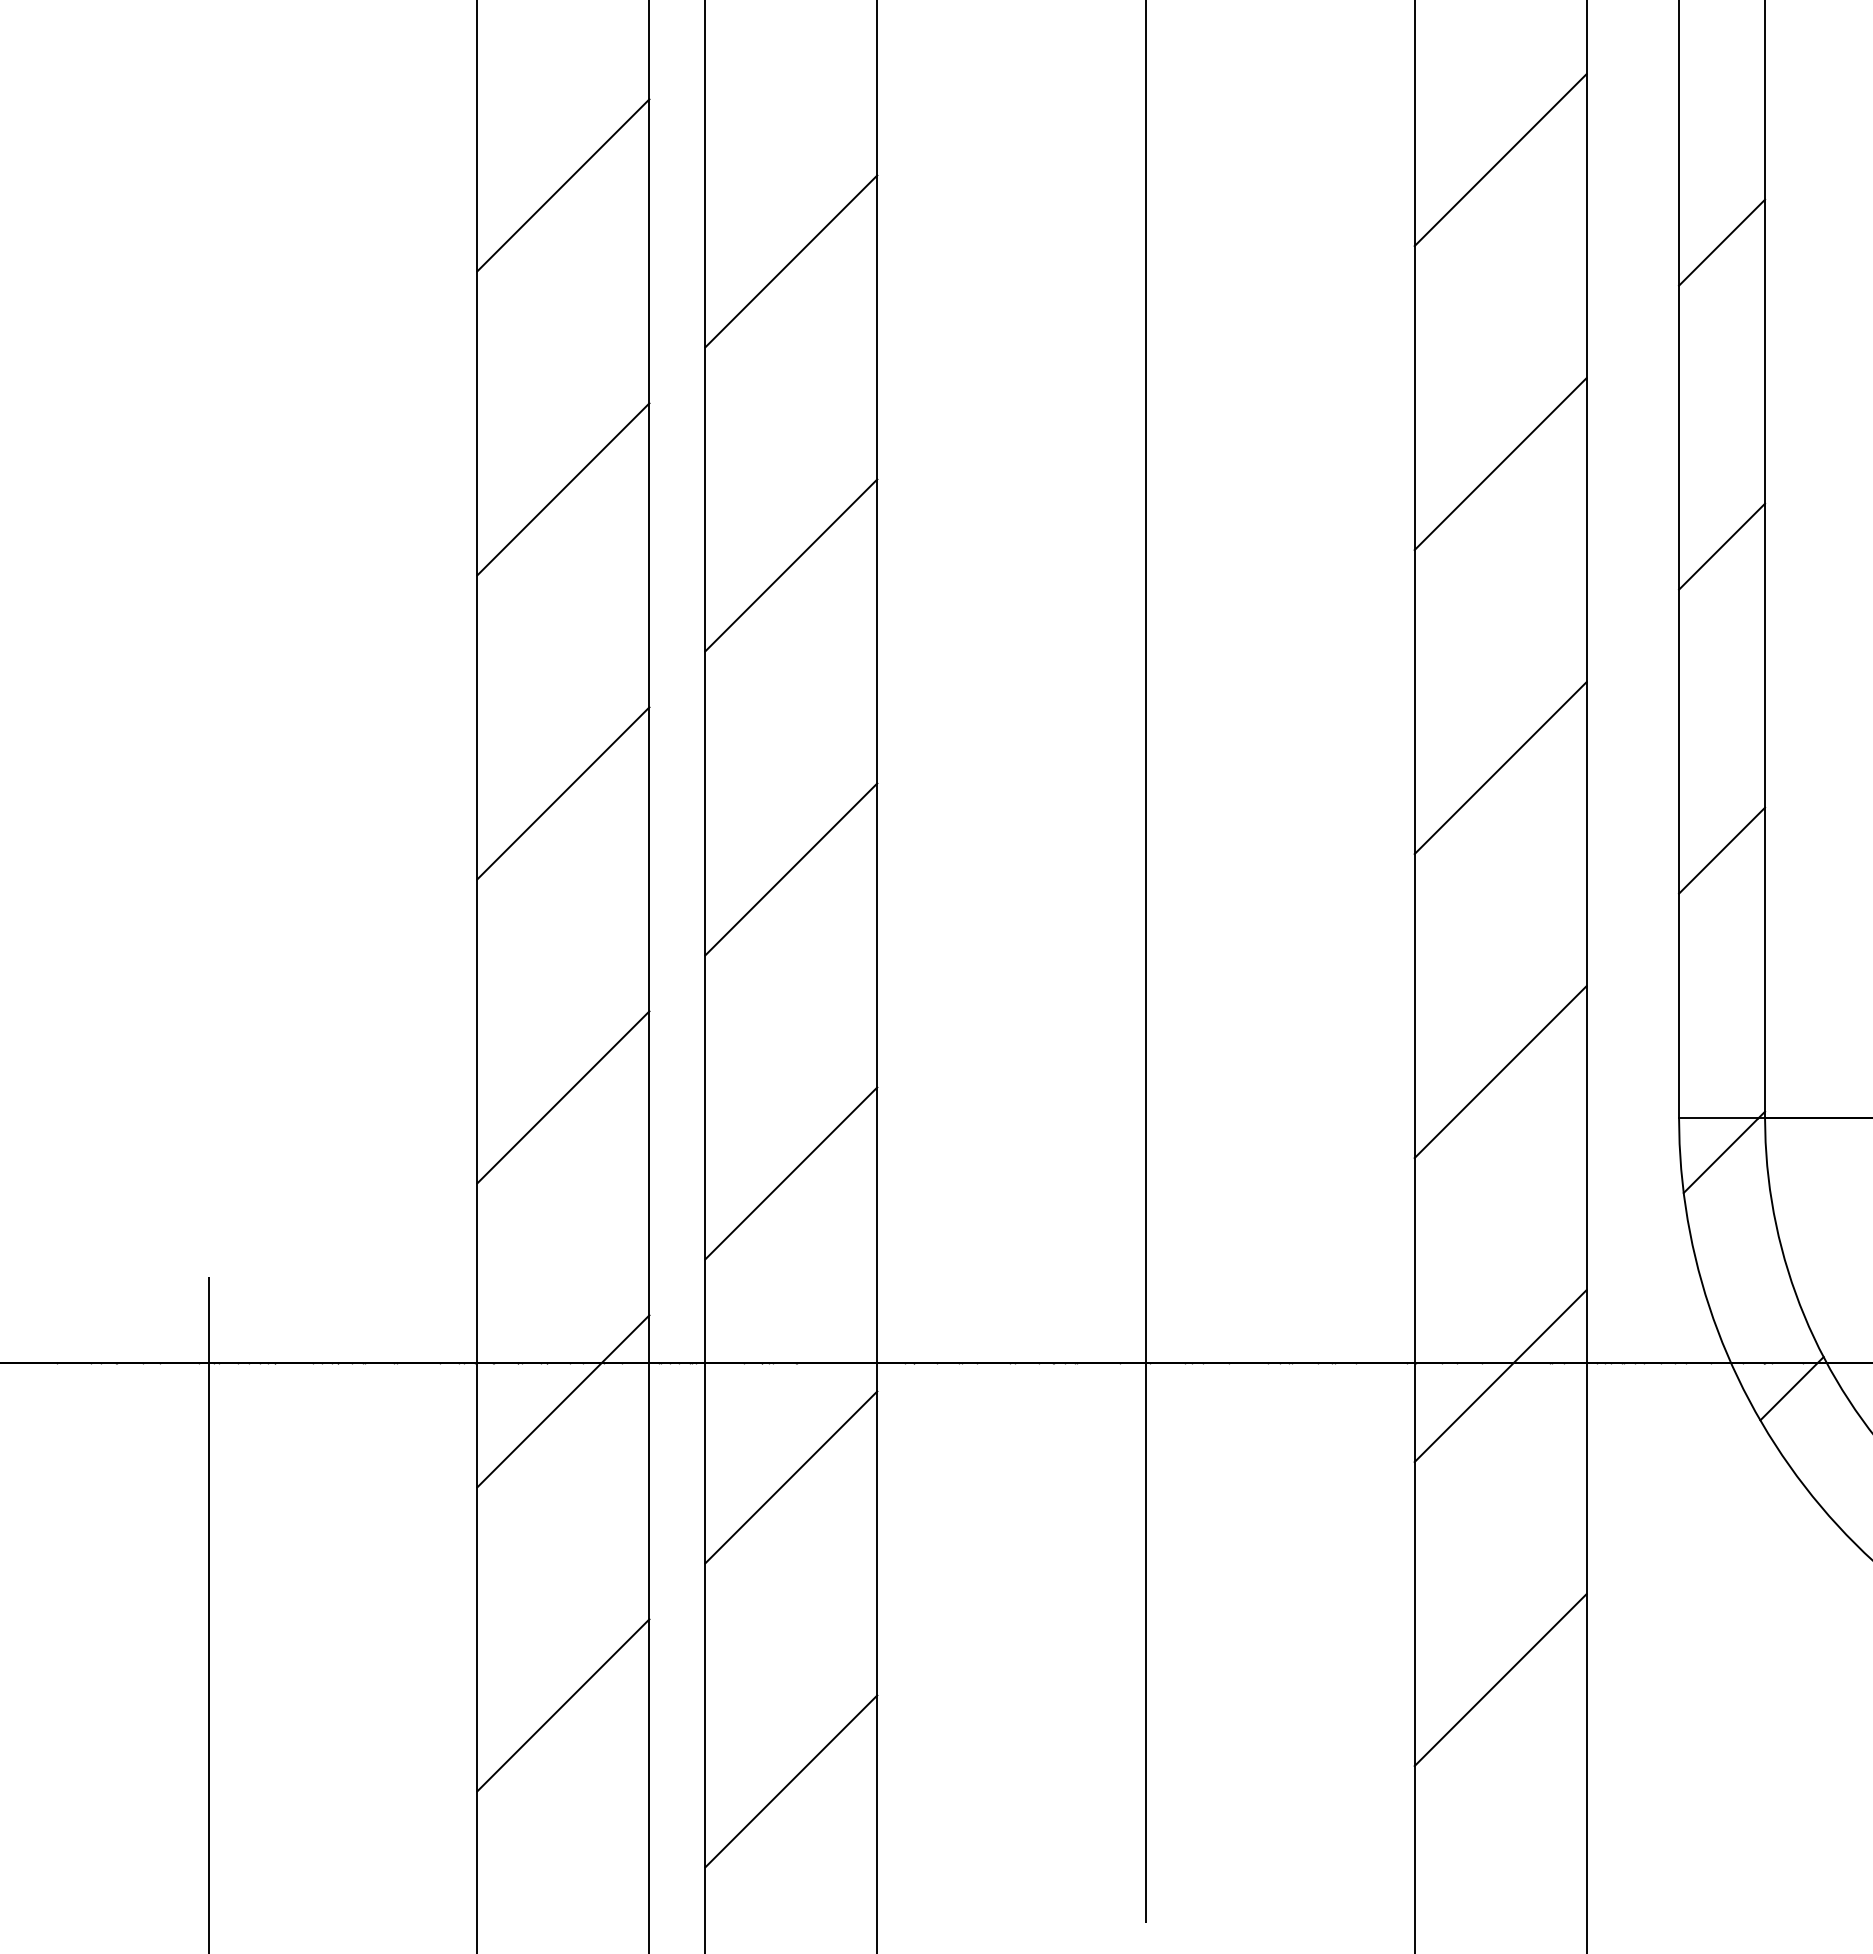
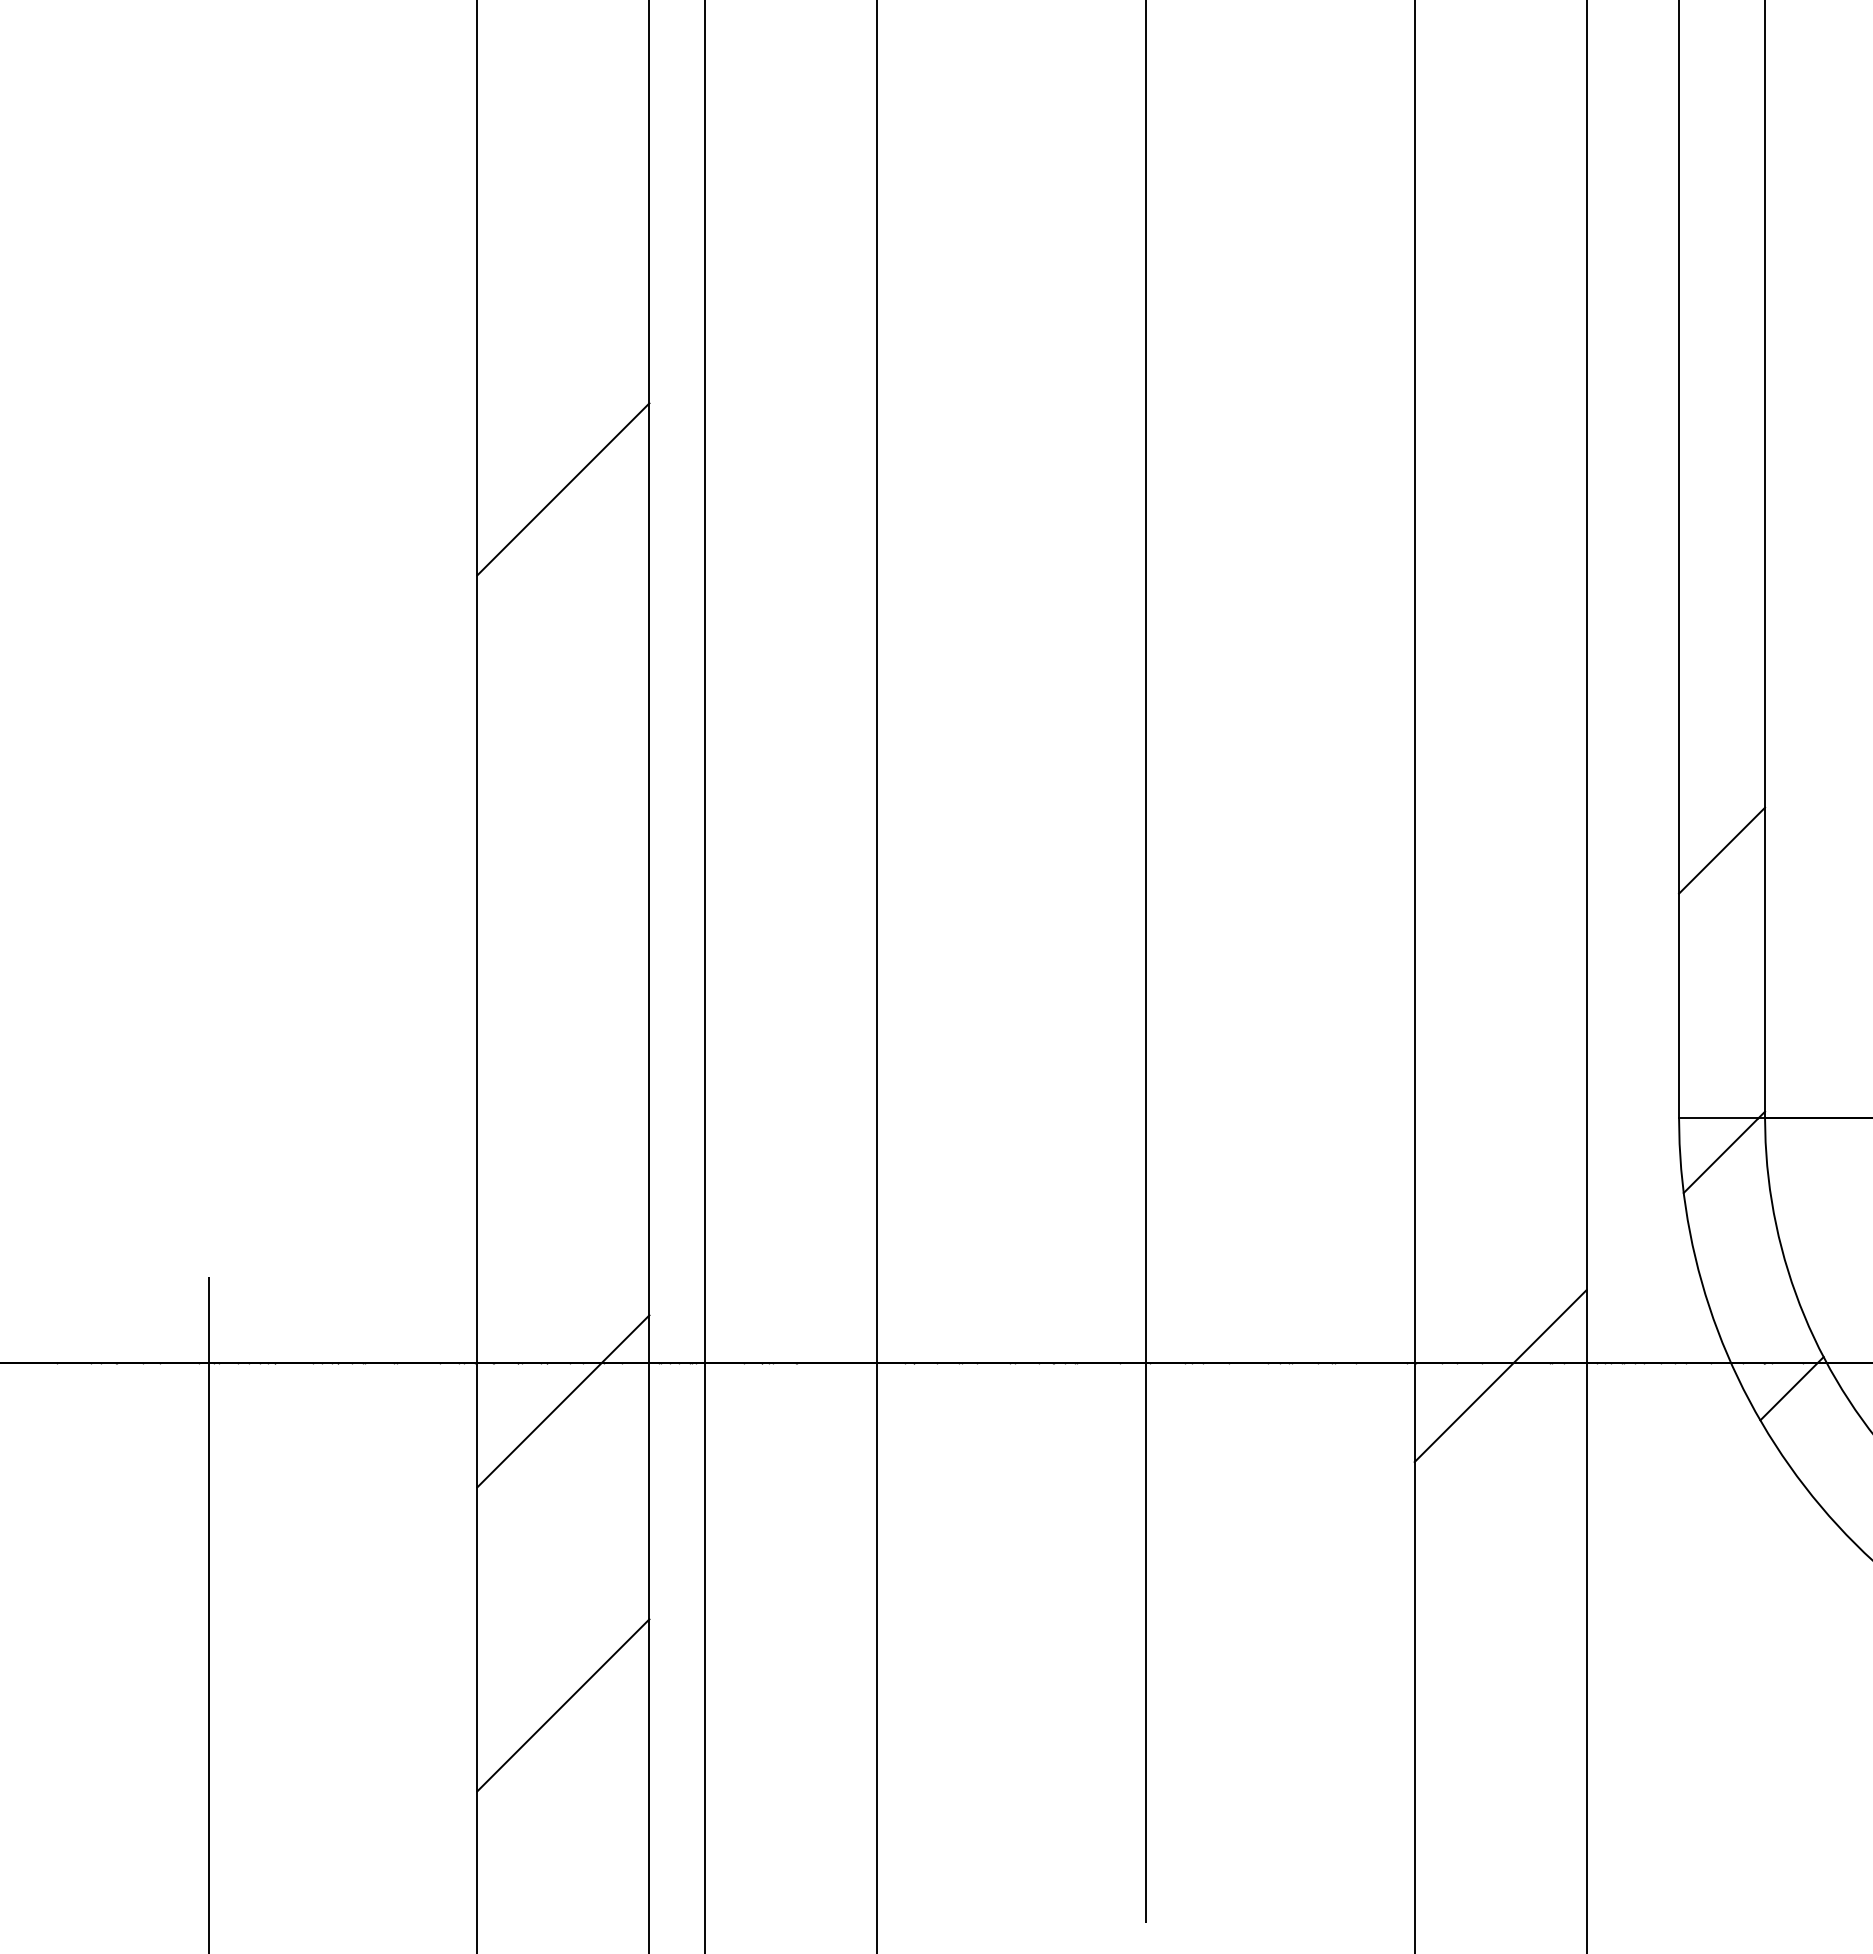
line: present -> none (1500, 160)
line: present -> none (563, 185)
line: present -> none (1722, 242)
line: present -> none (791, 261)
line: present -> none (1500, 464)
line: present -> none (1722, 546)
line: present -> none (791, 565)
line: present -> none (1500, 768)
line: present -> none (563, 793)
line: present -> none (791, 869)
line: present -> none (1500, 1072)
line: present -> none (563, 1097)
line: present -> none (791, 1173)
line: present -> none (791, 1477)
line: present -> none (1500, 1680)
line: present -> none (791, 1781)
